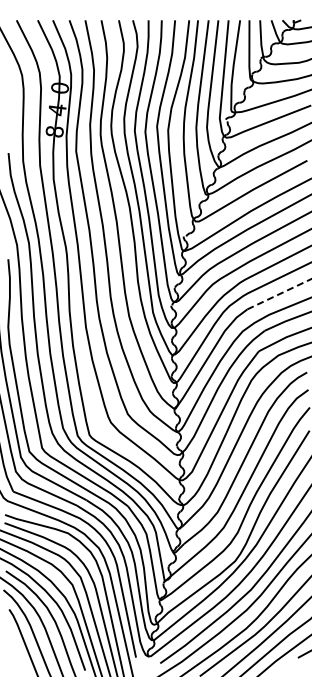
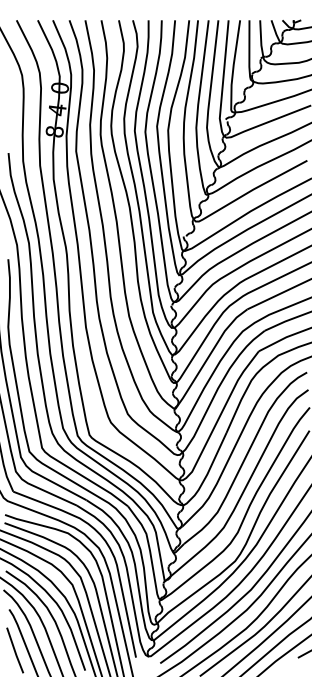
line: dashed -> solid (279, 294)
line: none -> present (15, 650)
